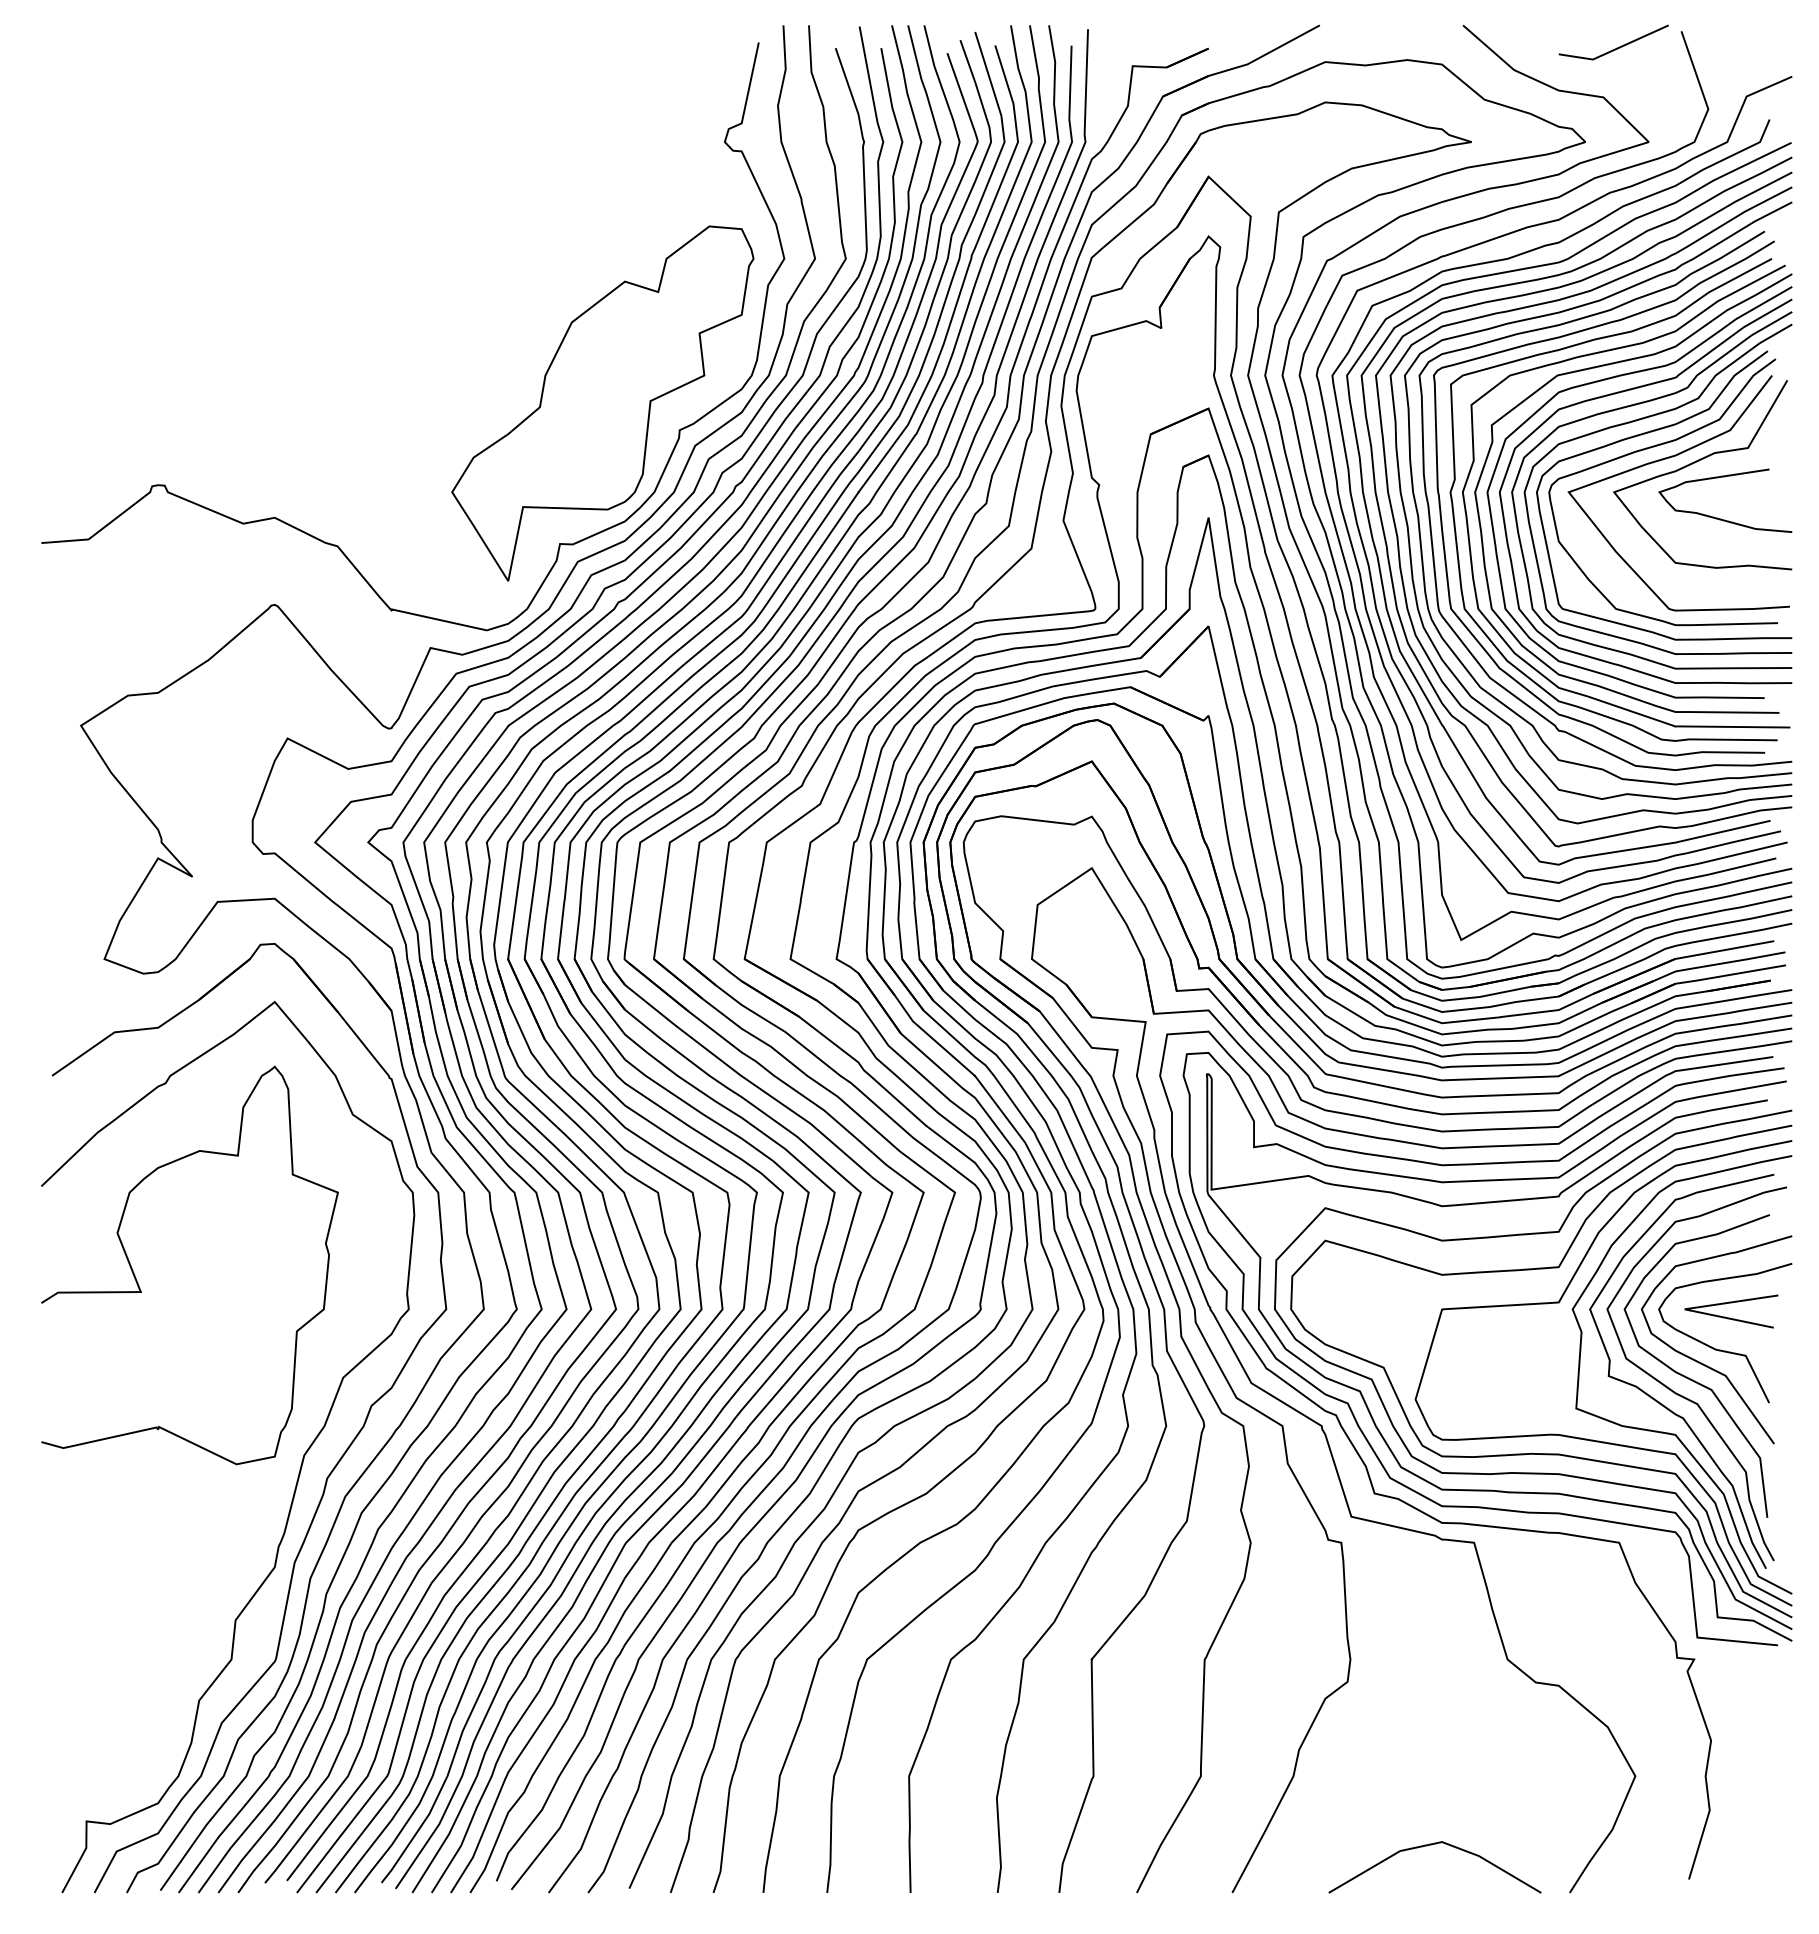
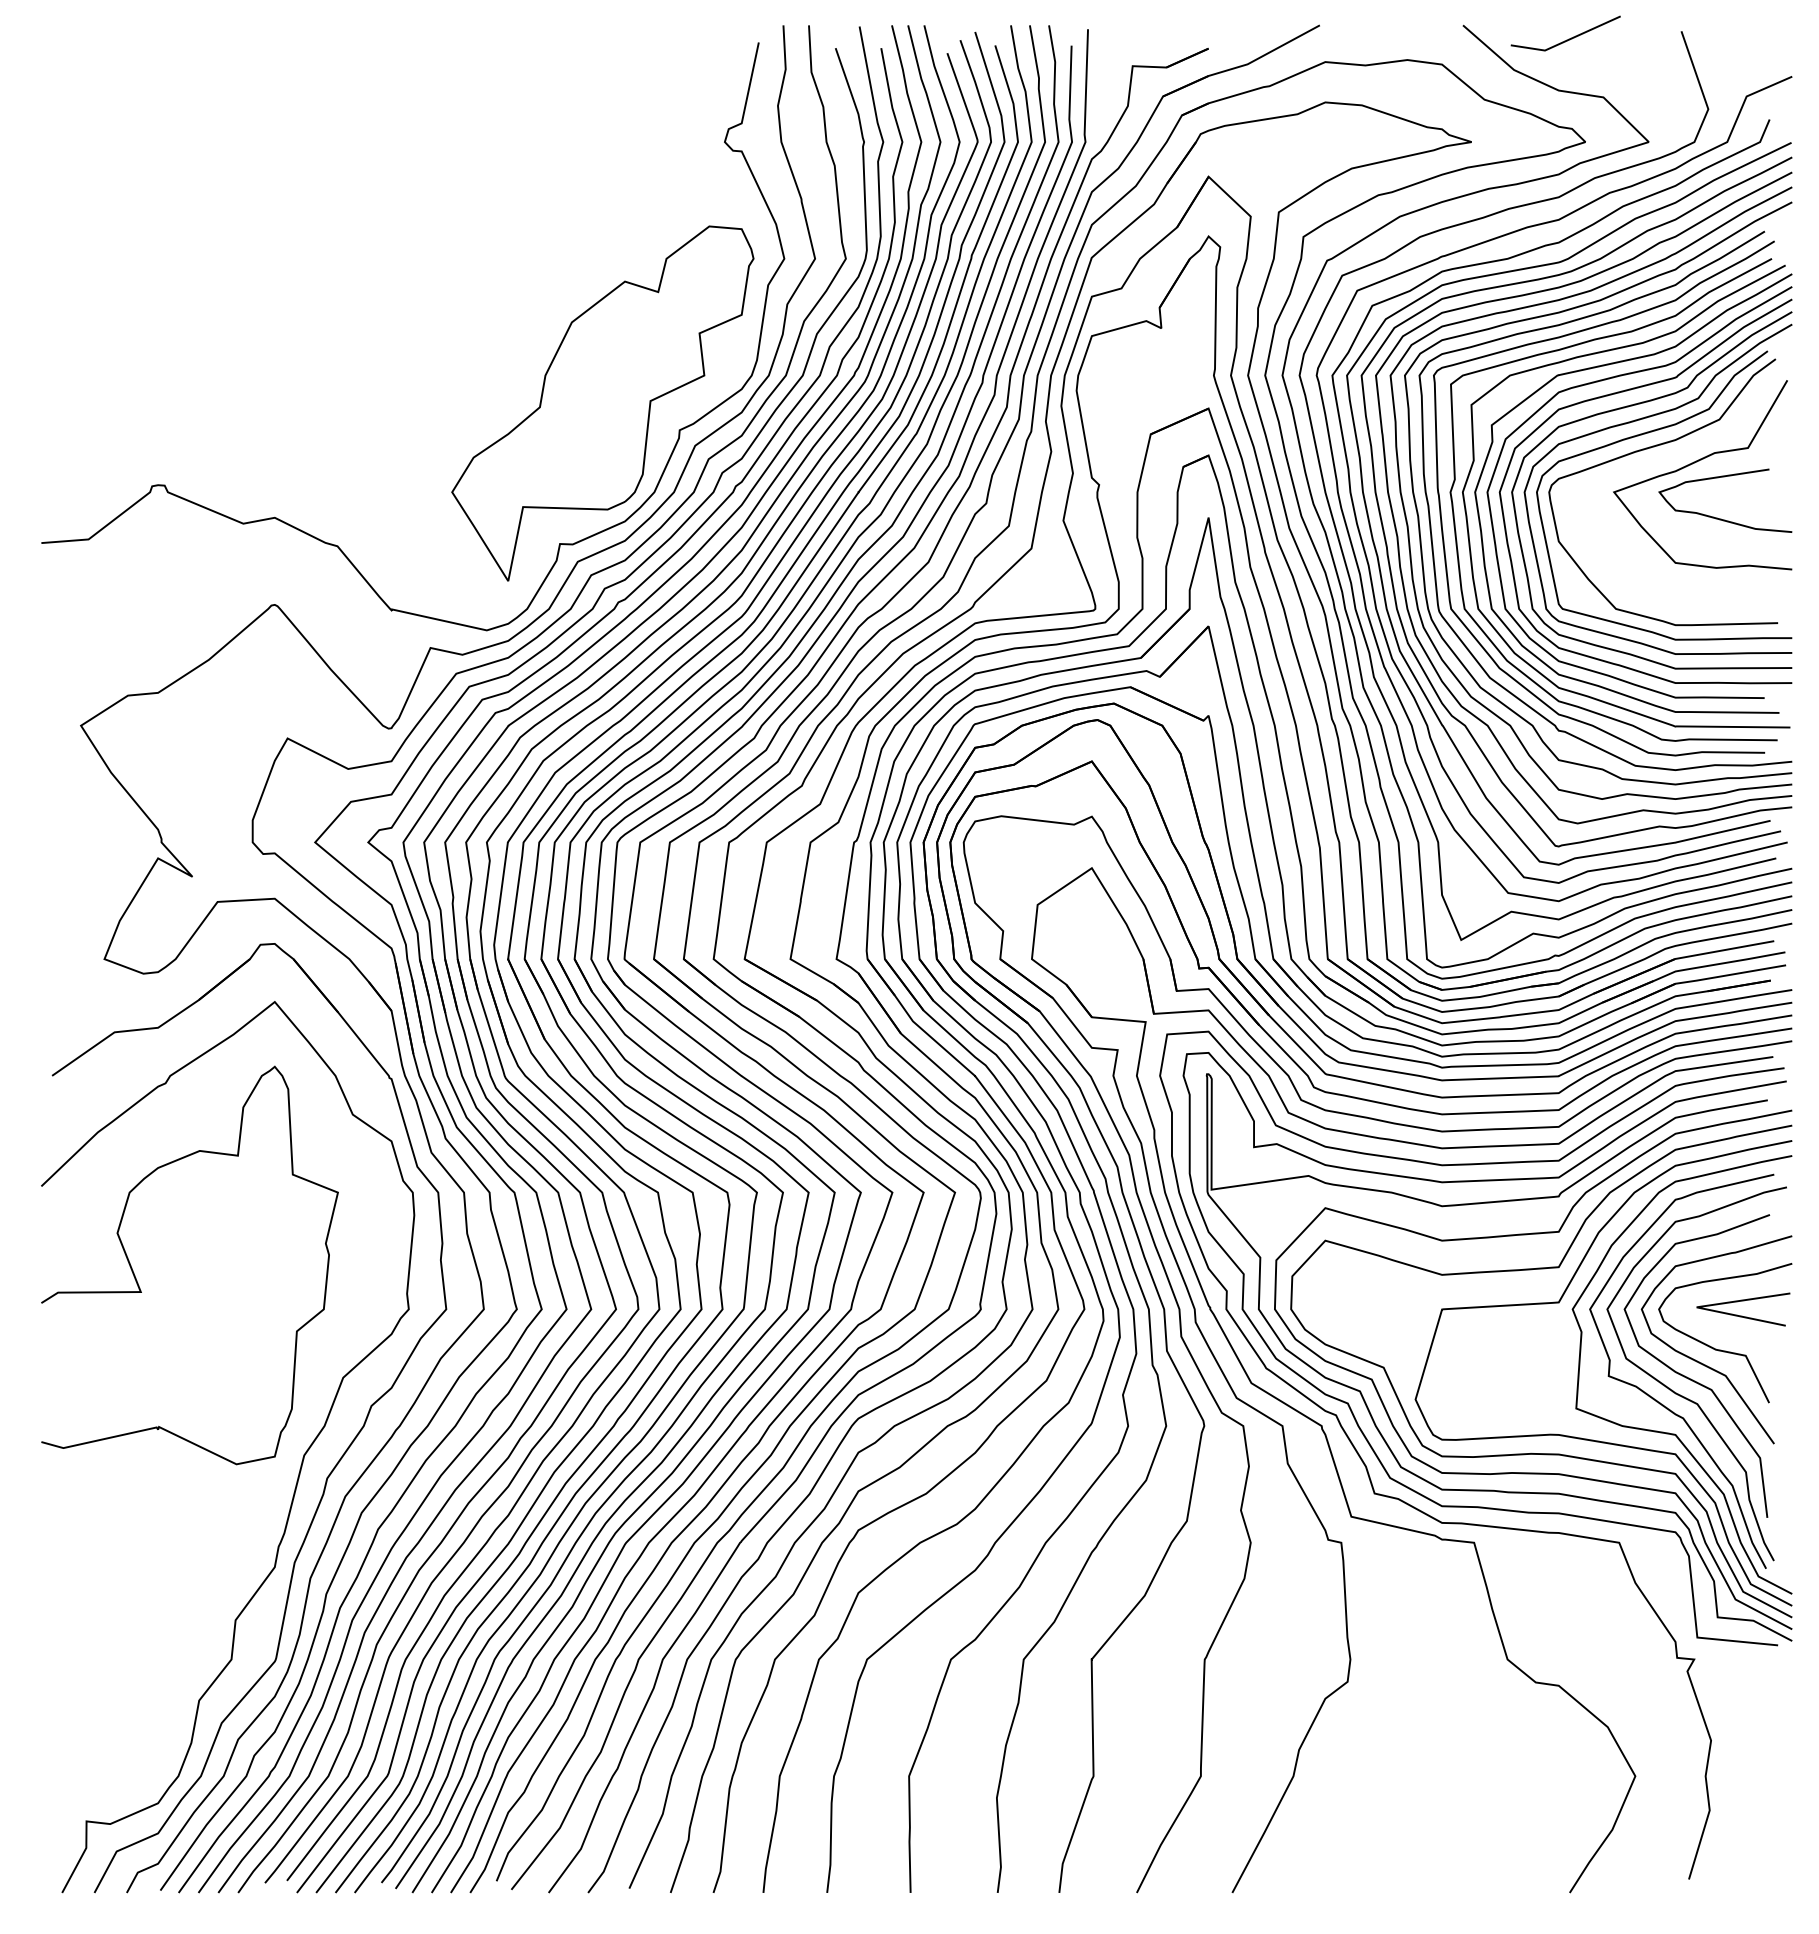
line position: (1616, 47) -> (1568, 38) (1568, 38)
curve: present -> none (1666, 459)
line position: (1730, 1317) -> (1742, 1315) (1742, 1315)
line: present -> none (1427, 1846)
